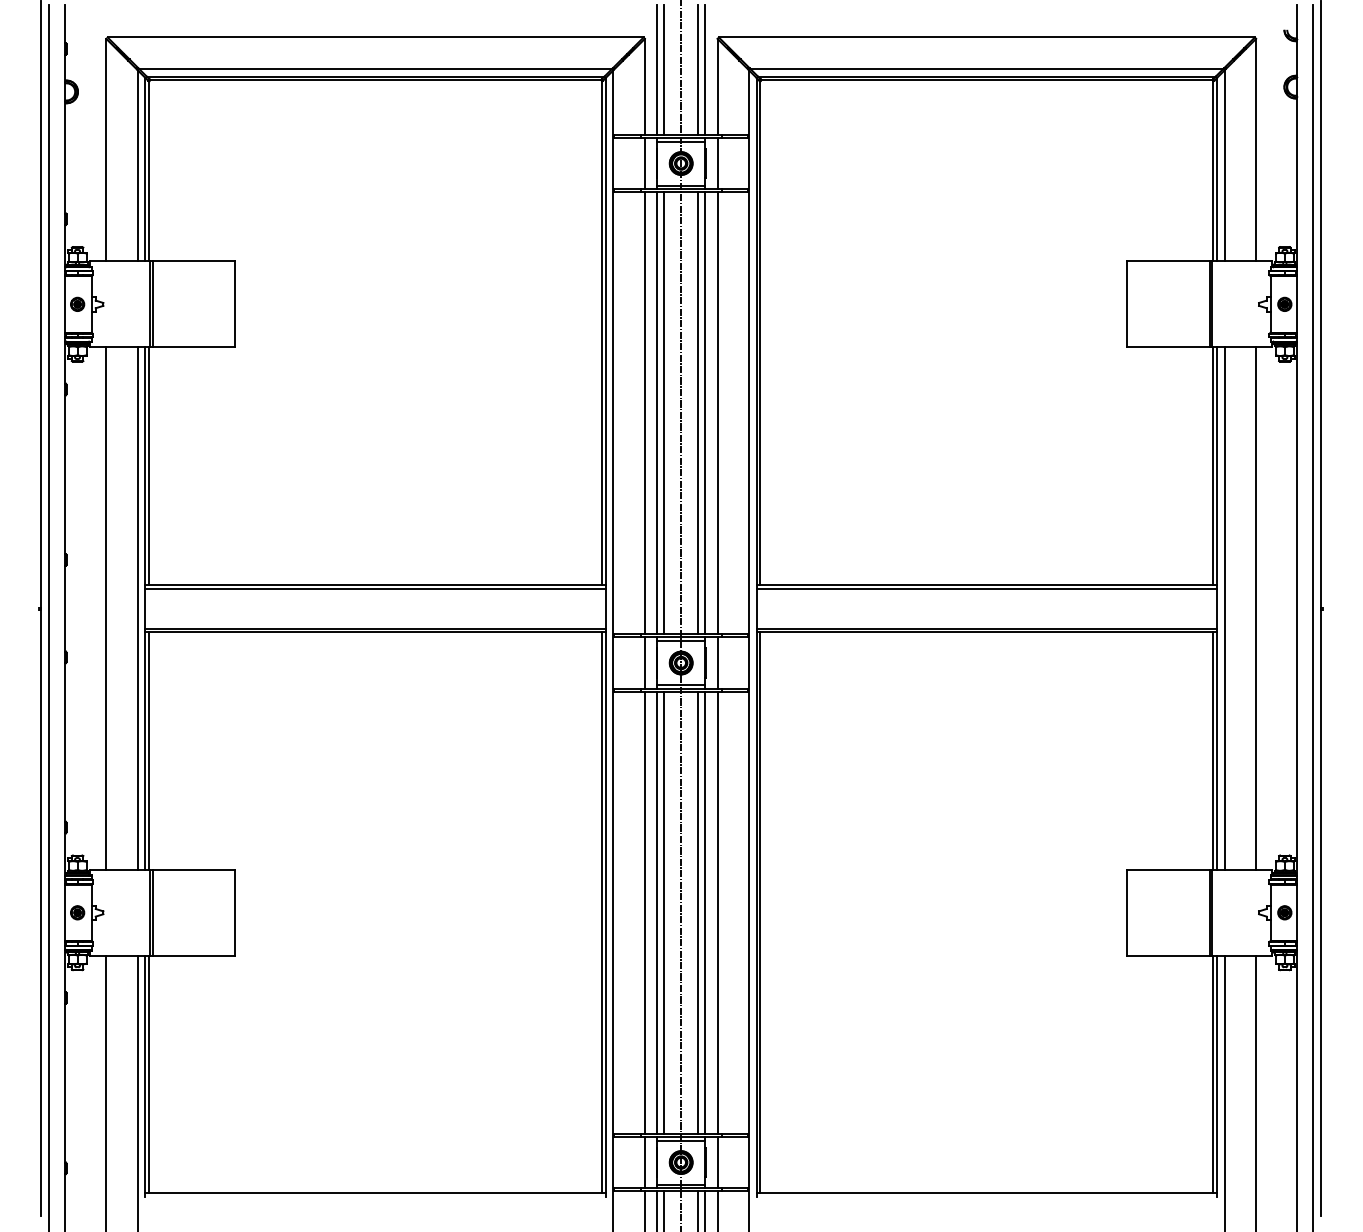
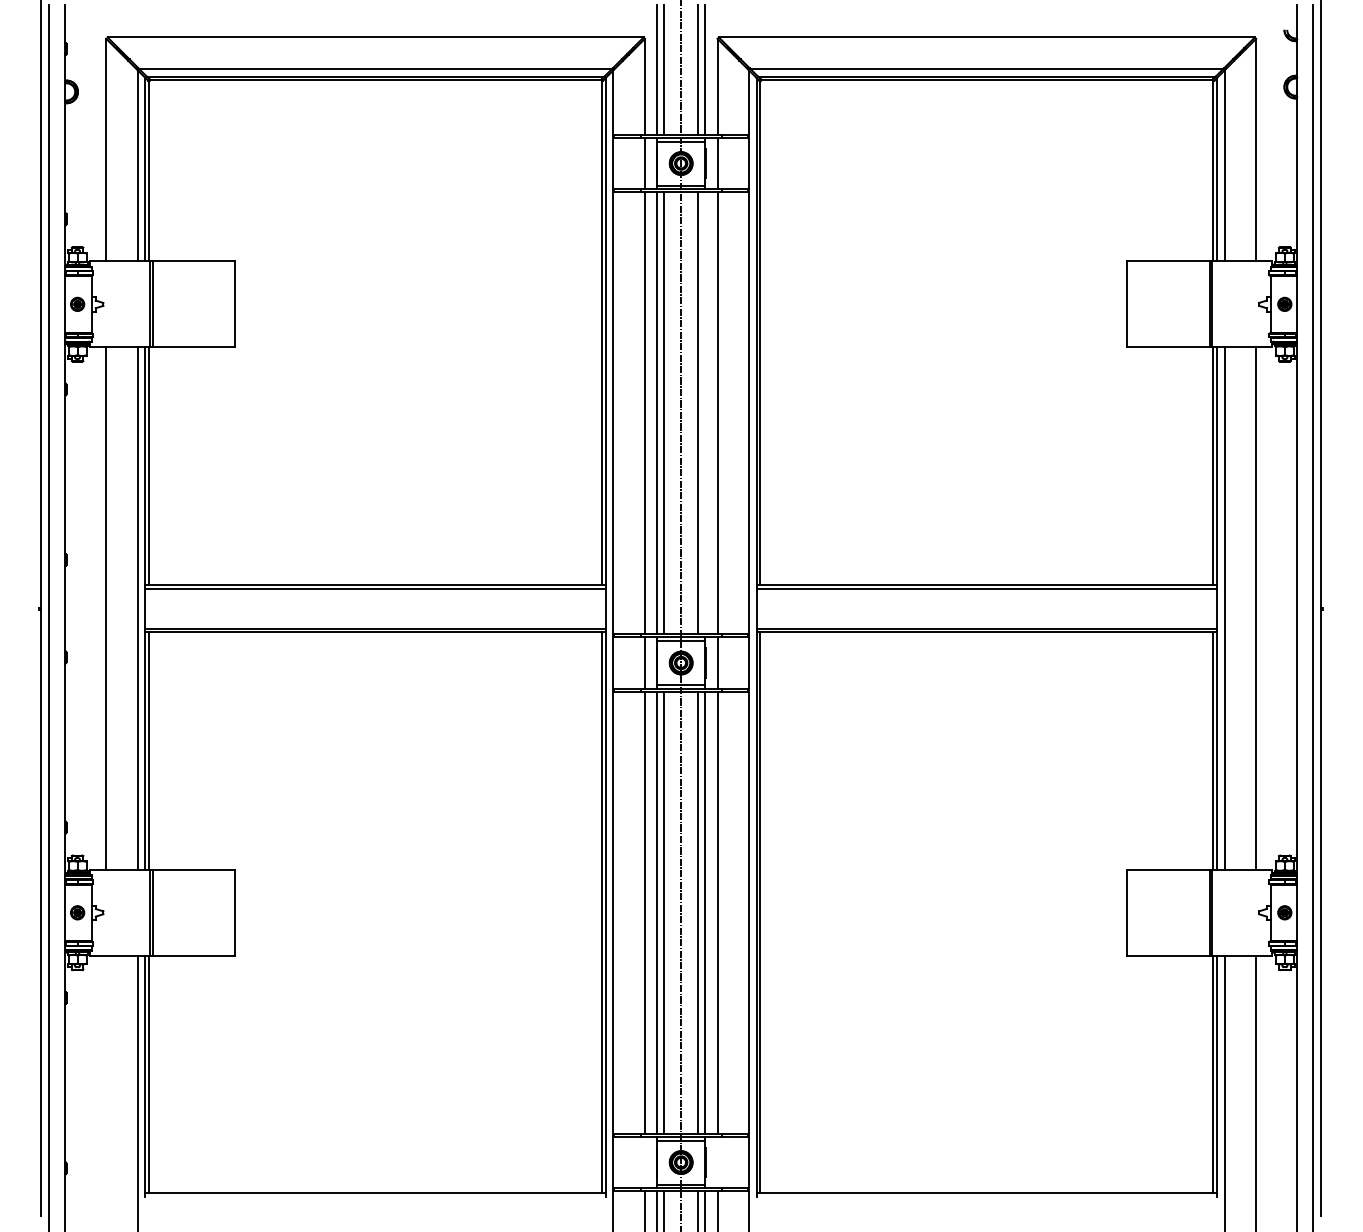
line: present -> none (705, 413)
line: present -> none (106, 1091)
line: present -> none (644, 1162)
line: present -> none (717, 1162)
